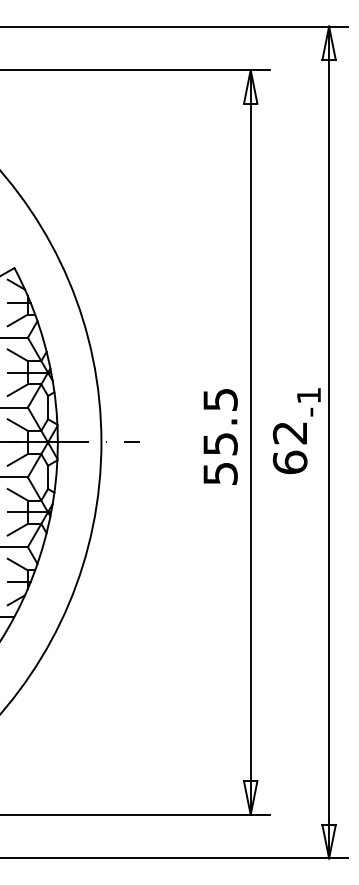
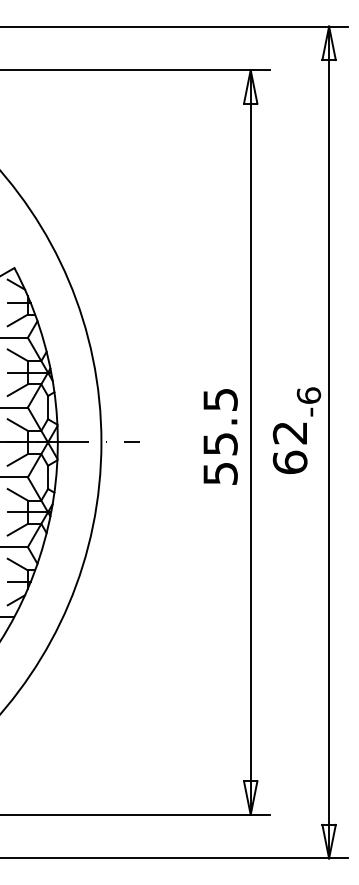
text: -1 -> -6 (308, 395)
